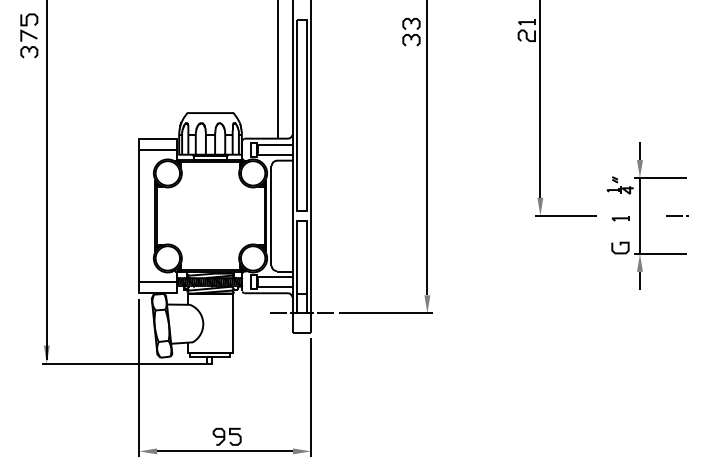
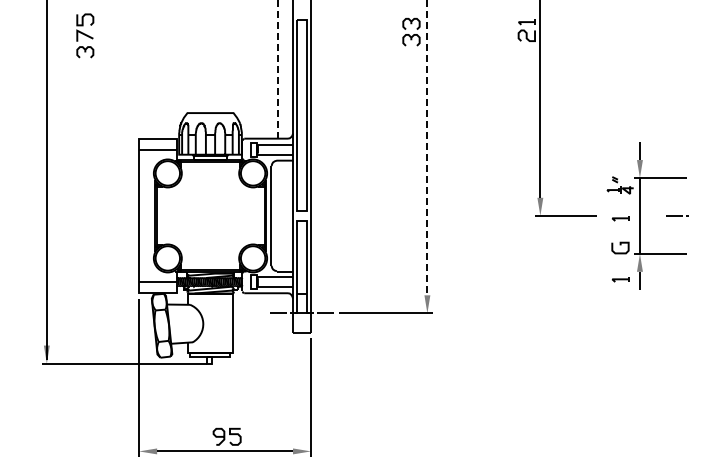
part position: (29, 35) -> (85, 35) (85, 35)
line: solid -> dashed (278, 69)
line: solid -> dashed (427, 148)
part: none -> present (620, 279)
